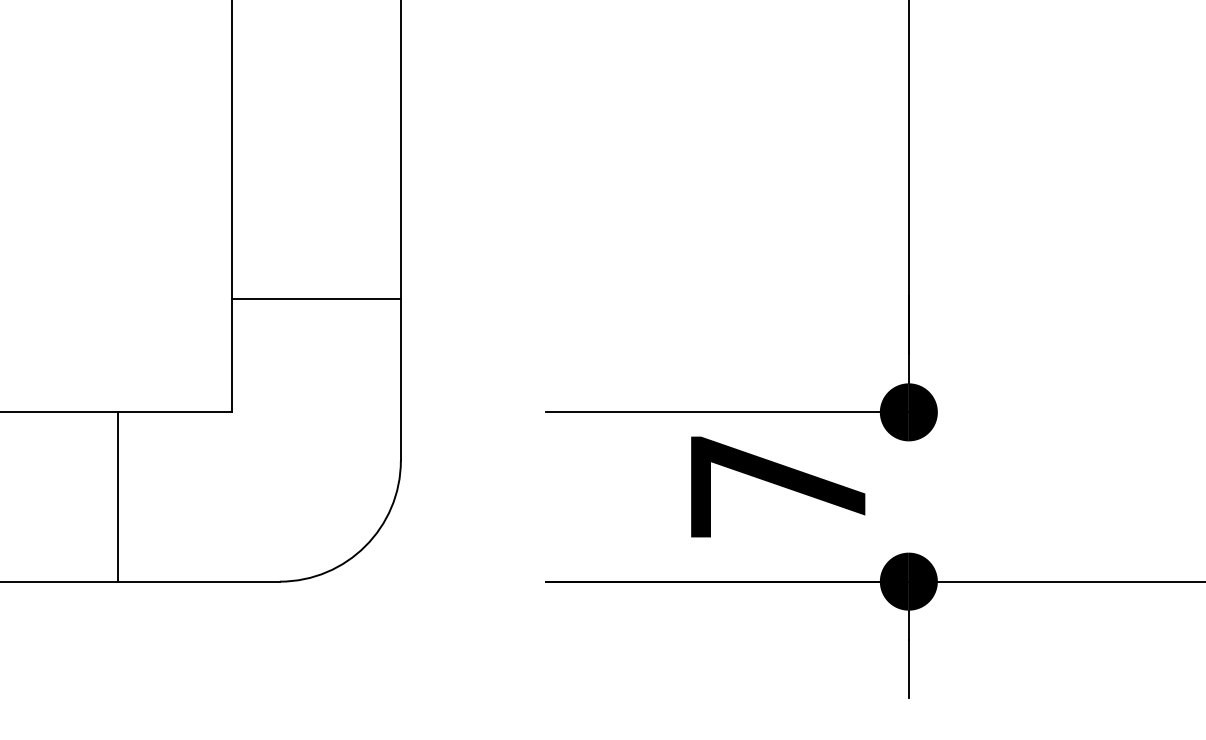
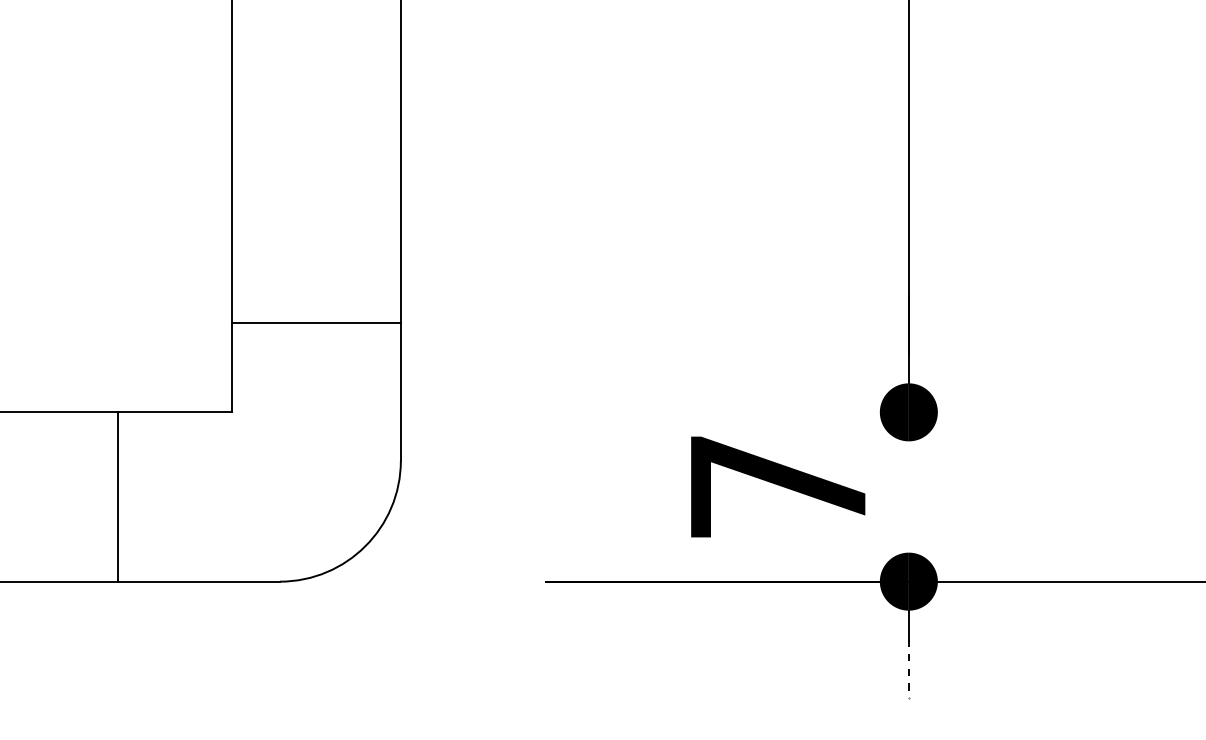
line position: (315, 299) -> (315, 323) (315, 323)
line: present -> none (727, 412)
line: solid -> dashed (908, 669)
